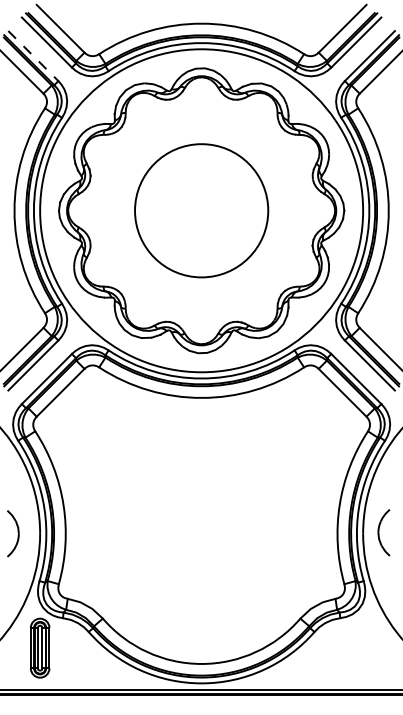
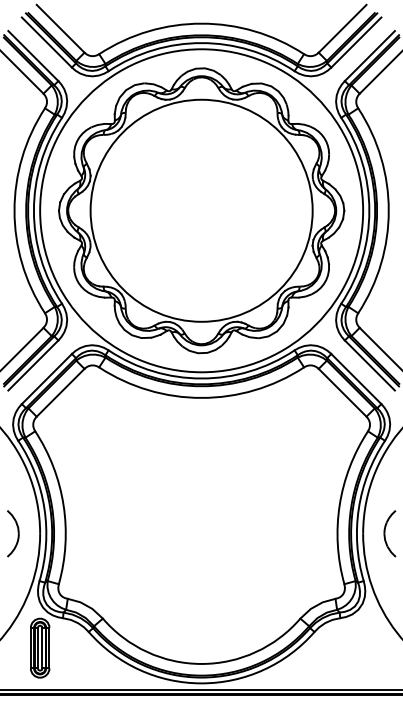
line: dashed -> solid (33, 56)
circle diameter: 133 px -> 222 px (201, 210)
part position: (383, 532) -> (389, 533) (389, 533)
